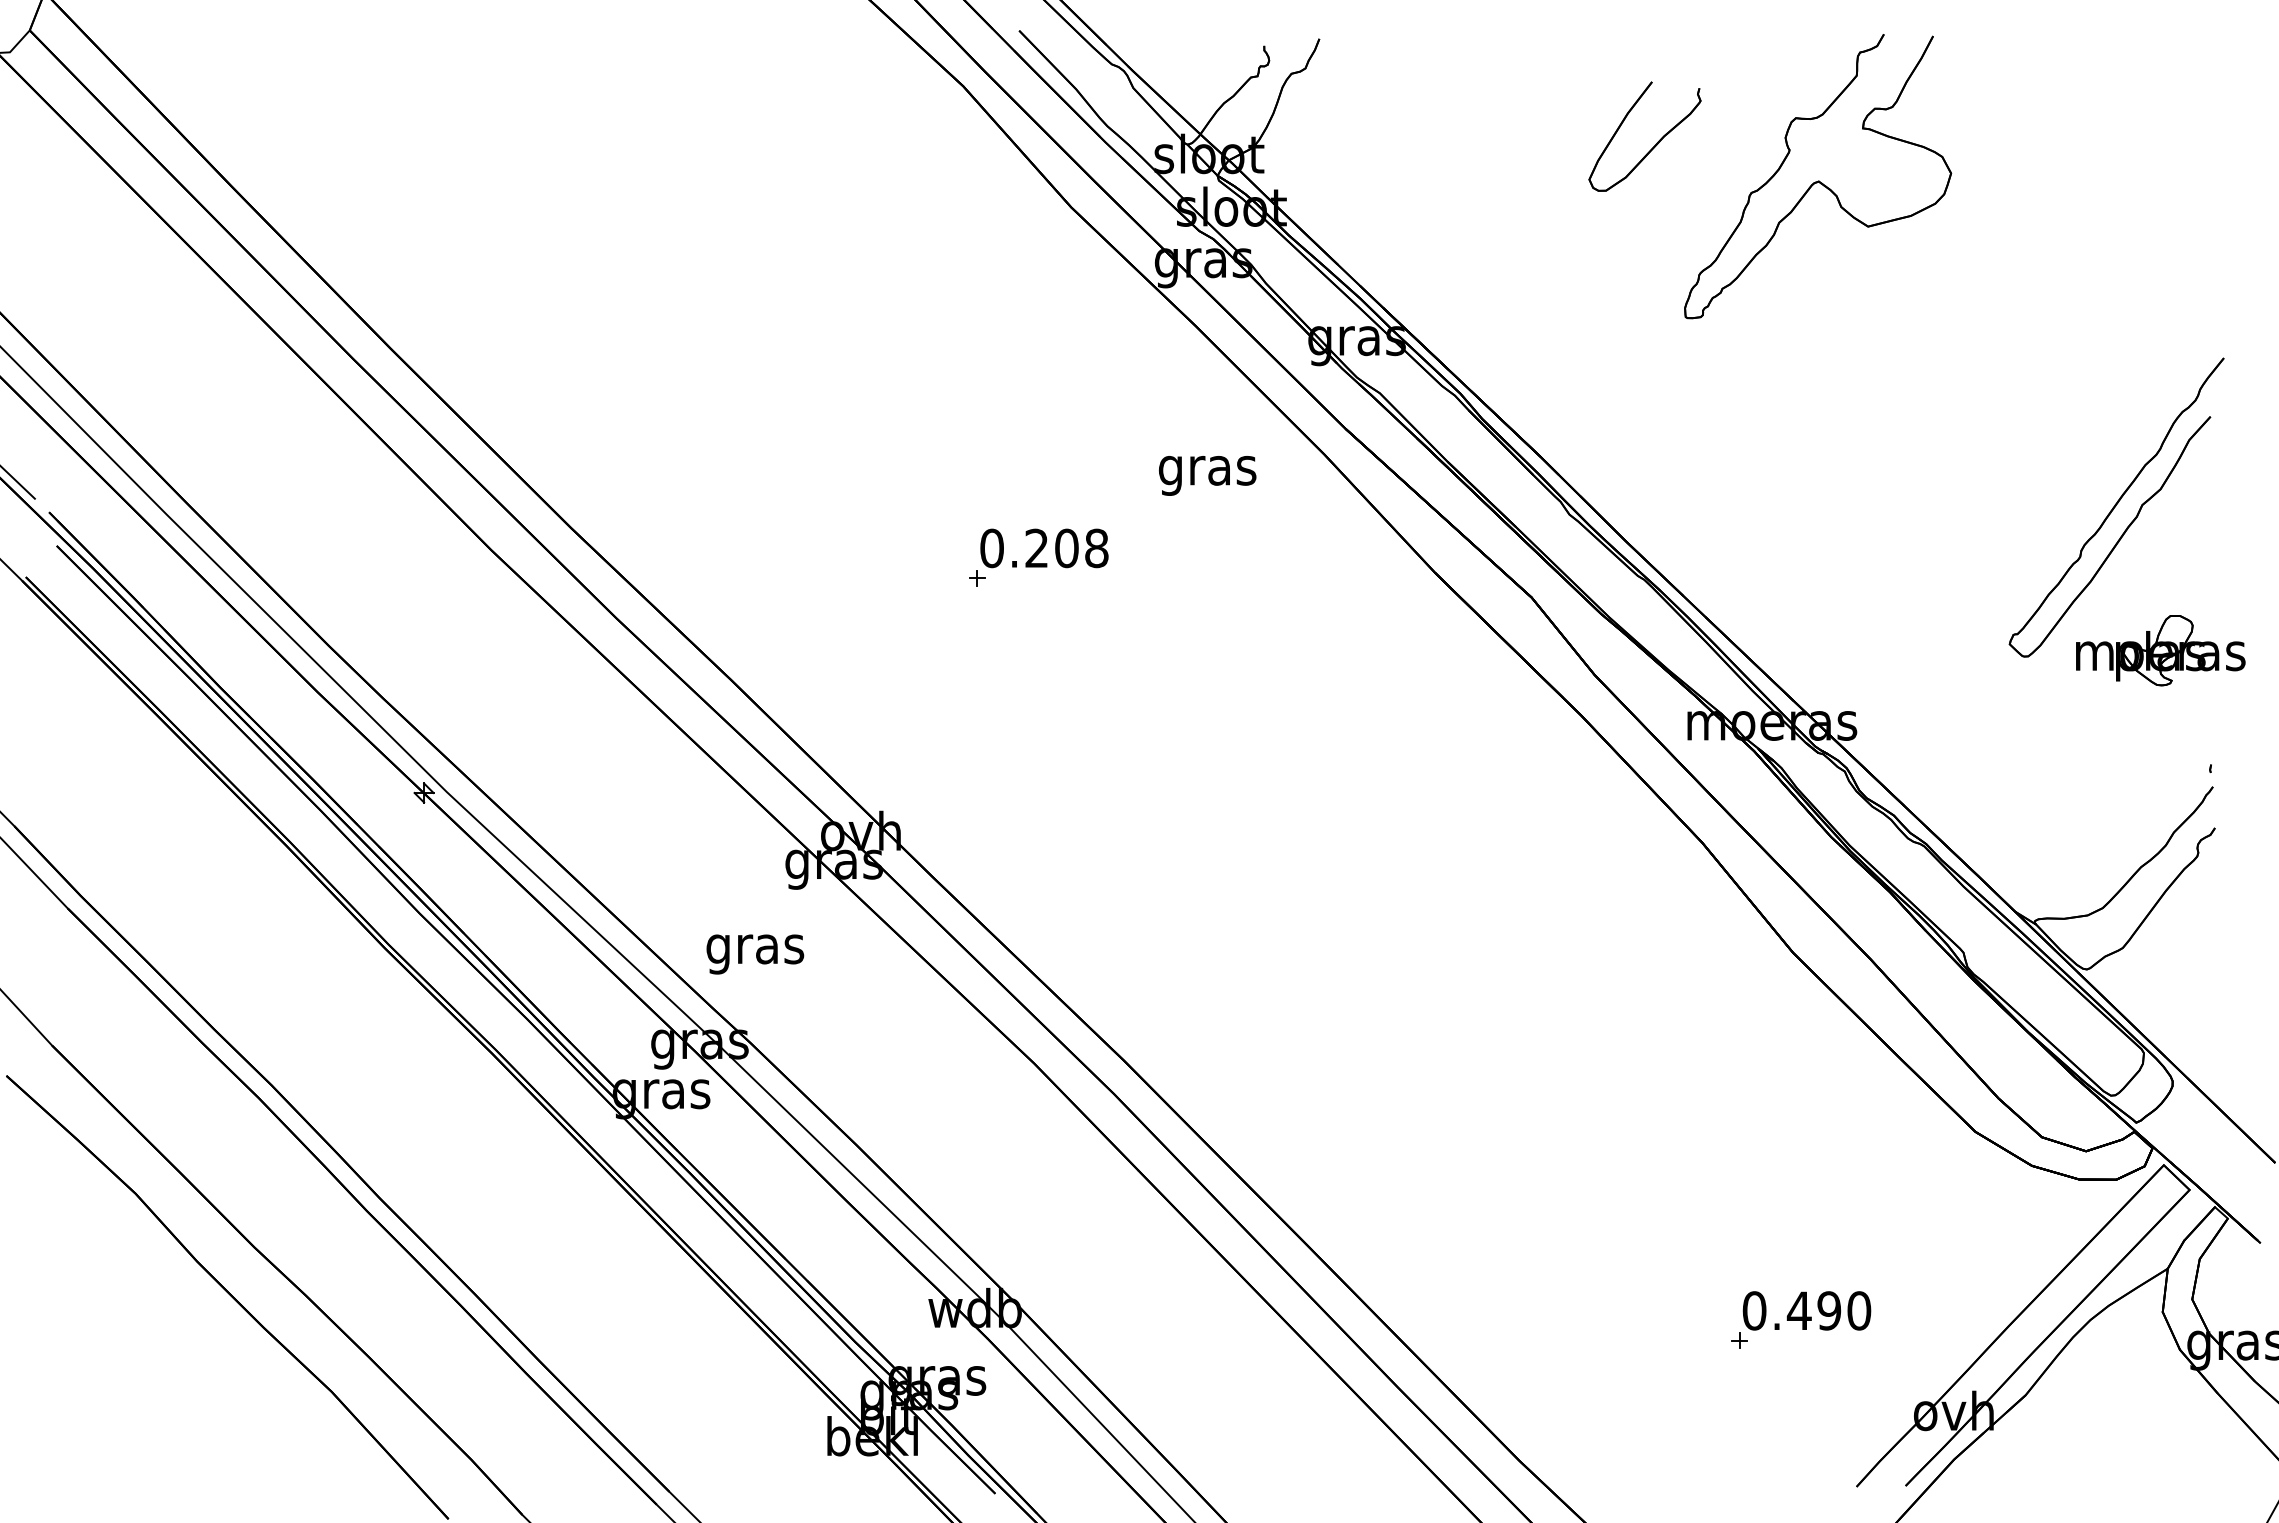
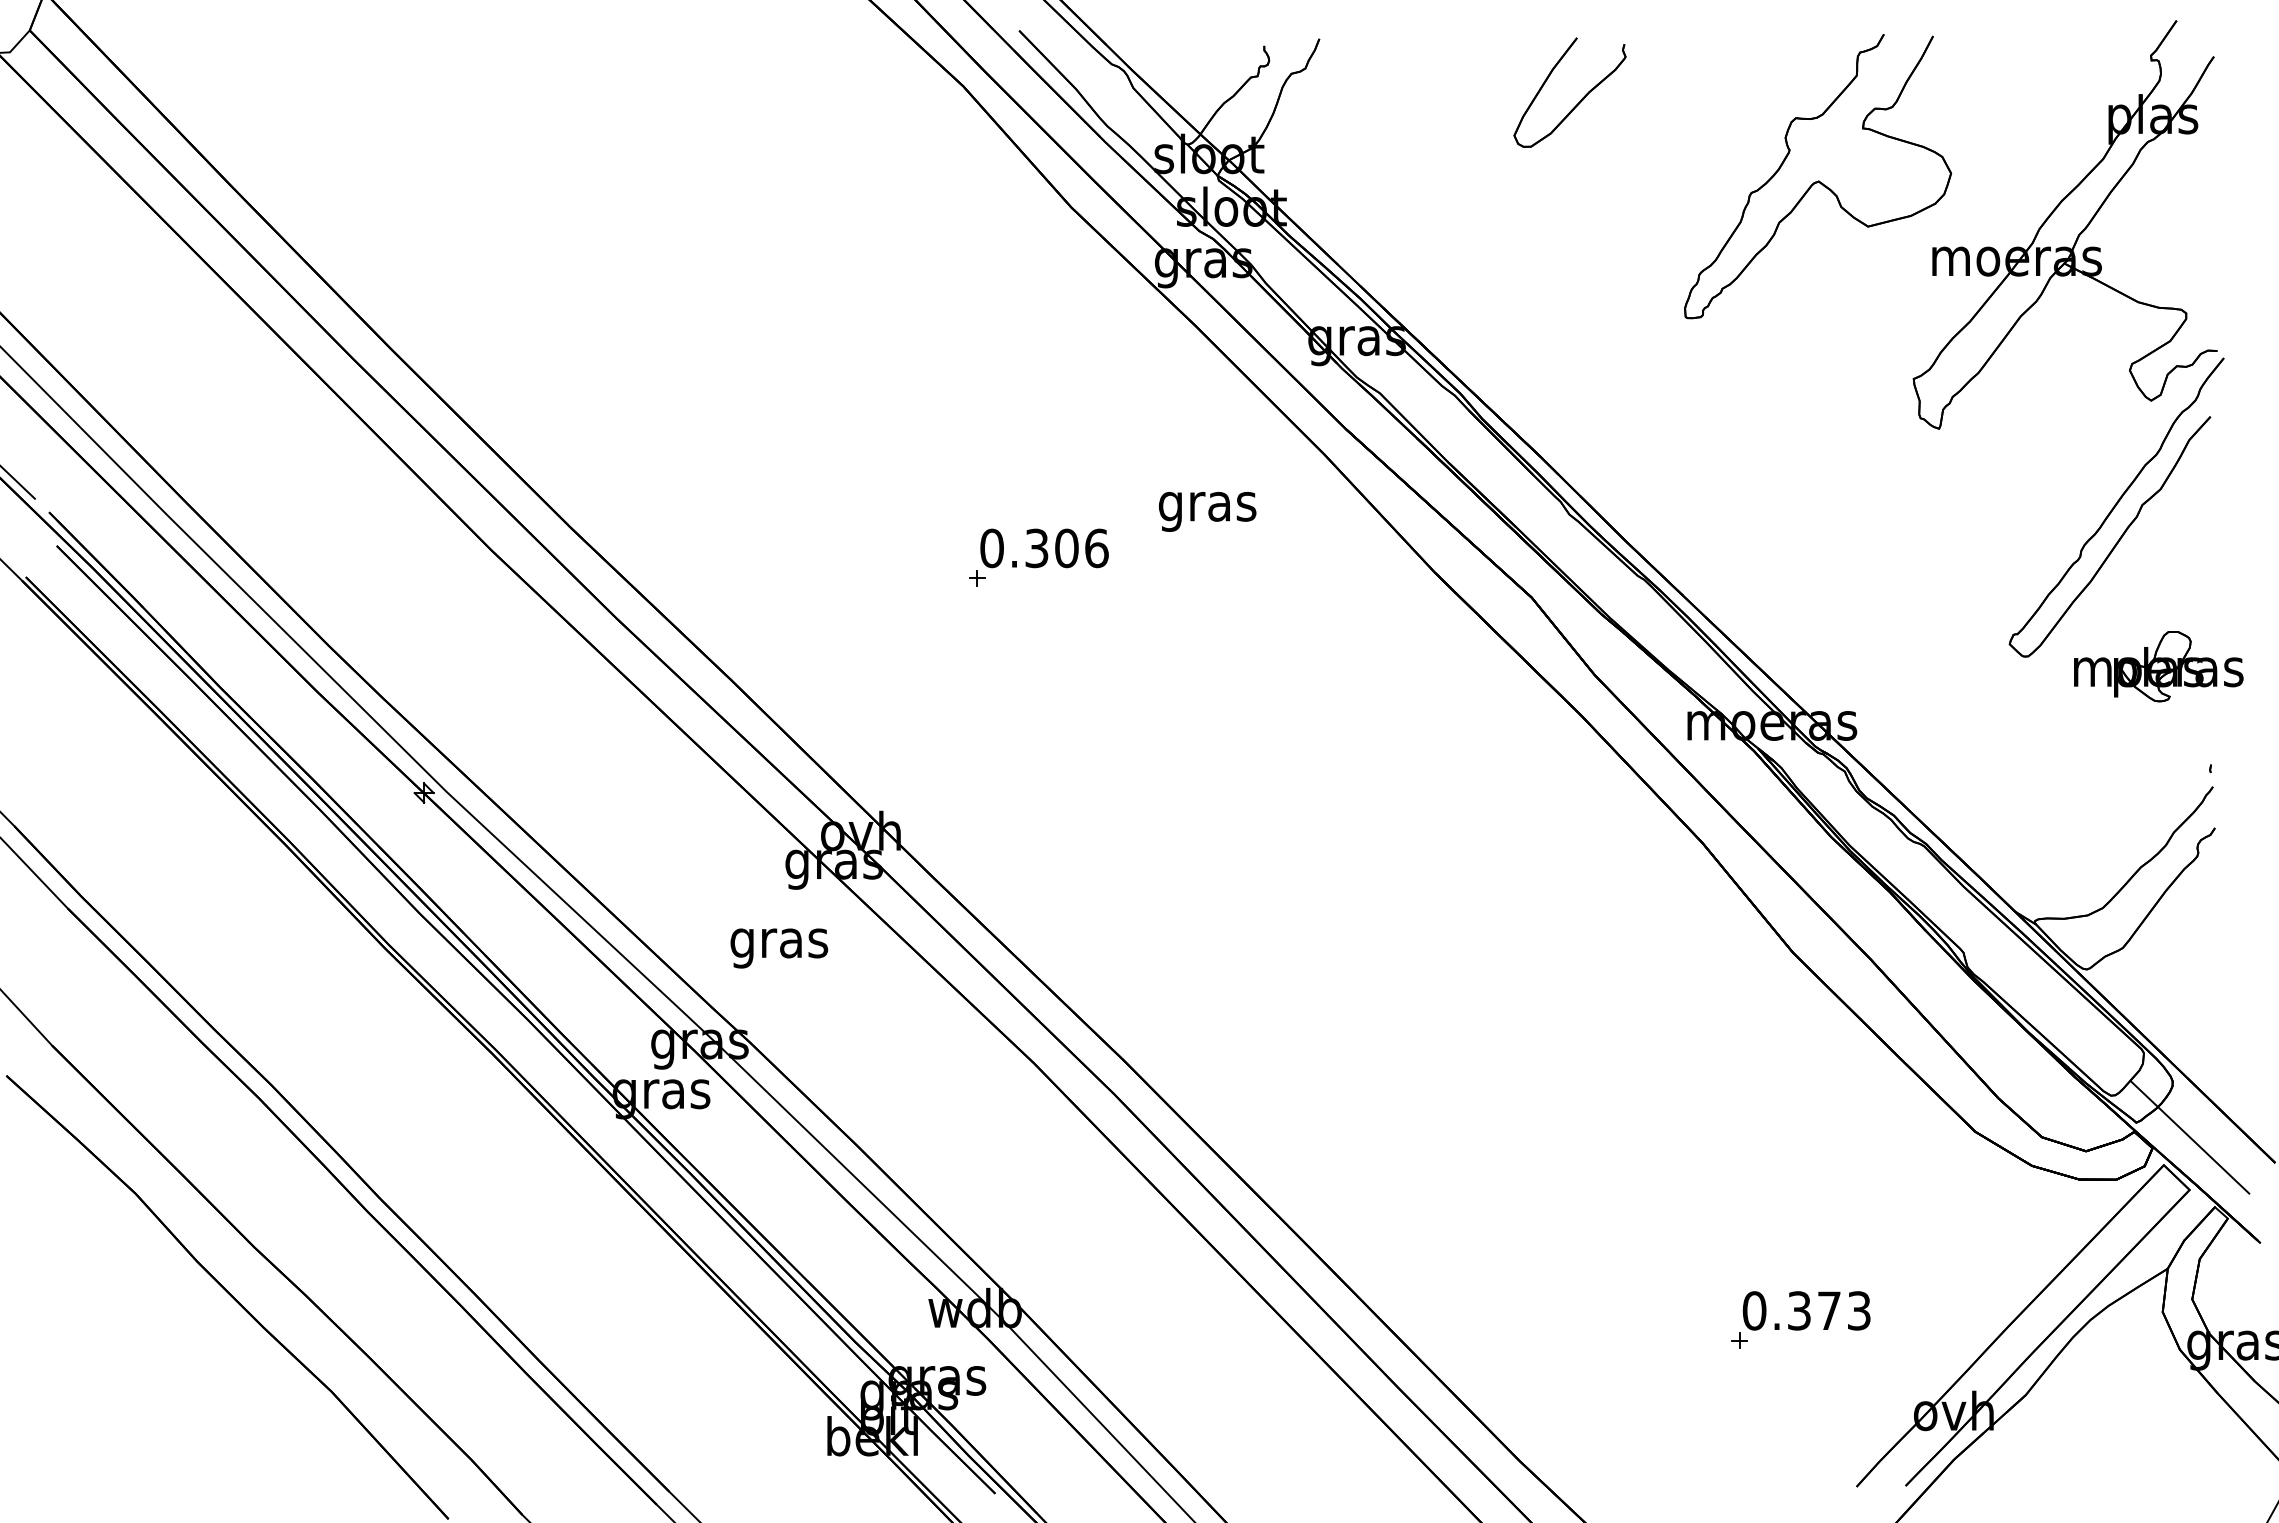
part position: (1654, 145) -> (1579, 101) (1579, 101)
part: none -> present (2053, 213)
text position: (1207, 475) -> (1207, 511) (1207, 511)
text: 0.208 -> 0.306 (1066, 548)
part position: (2160, 650) -> (2158, 666) (2158, 666)
text position: (755, 954) -> (779, 948) (779, 948)
line: none -> present (2189, 1136)
text: 0.490 -> 0.373 (1828, 1310)
